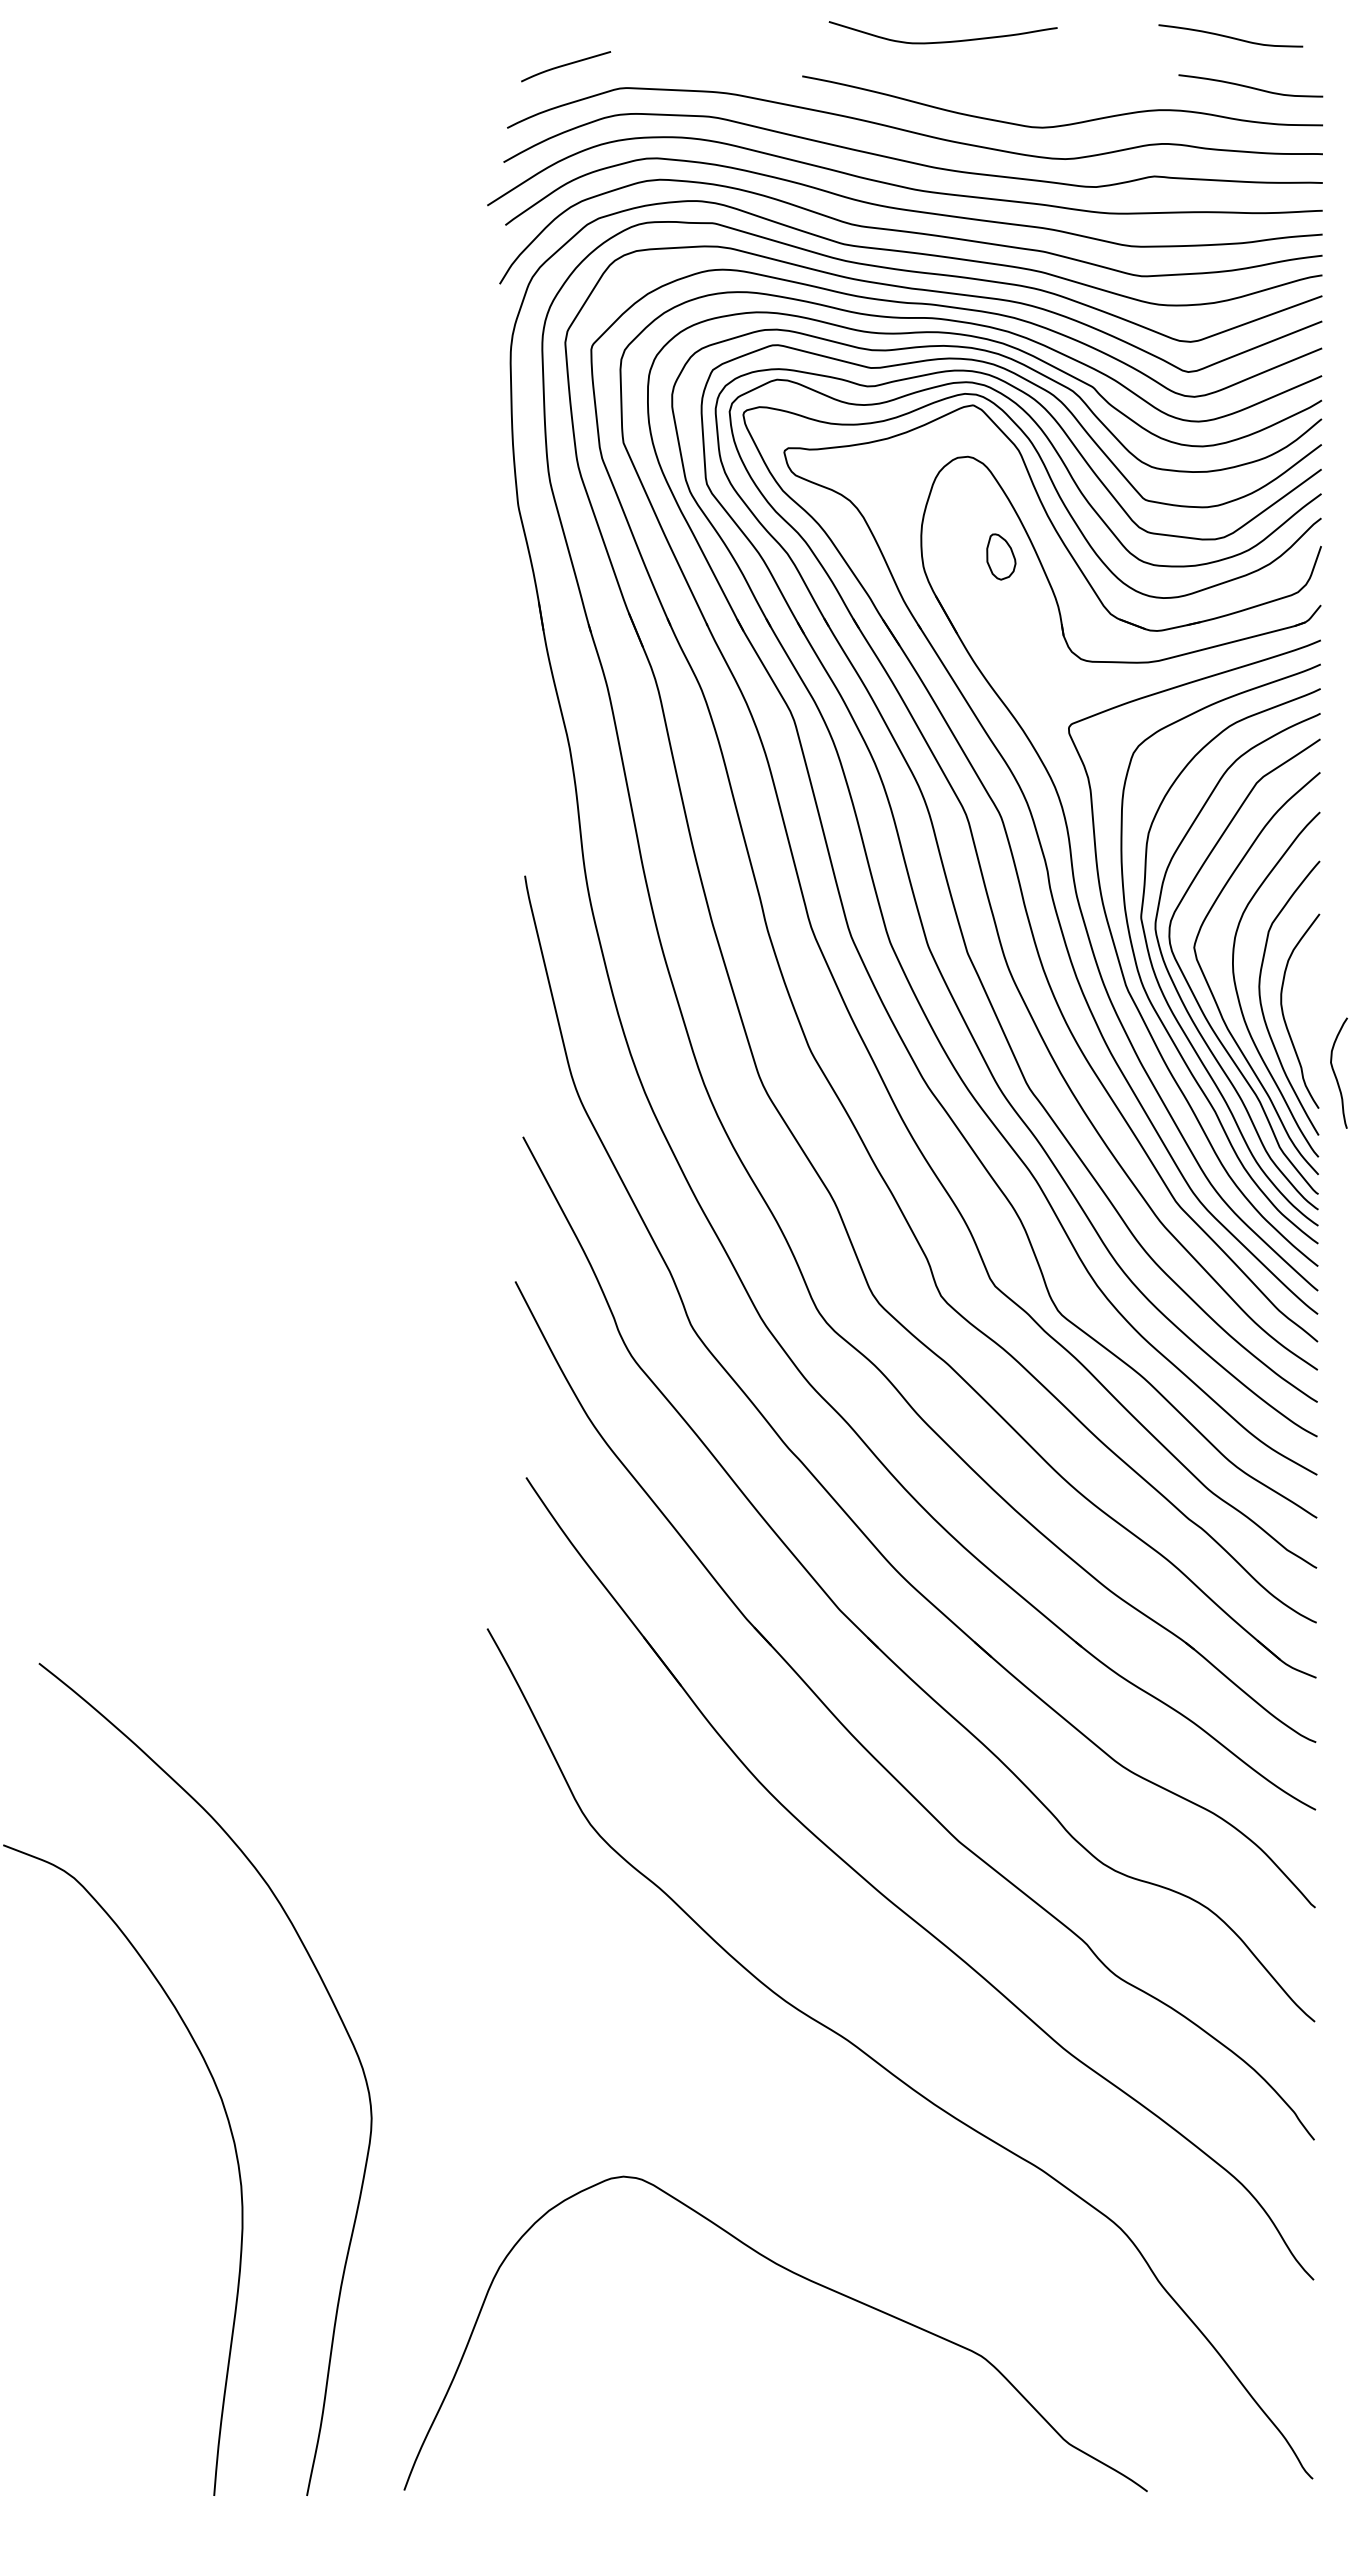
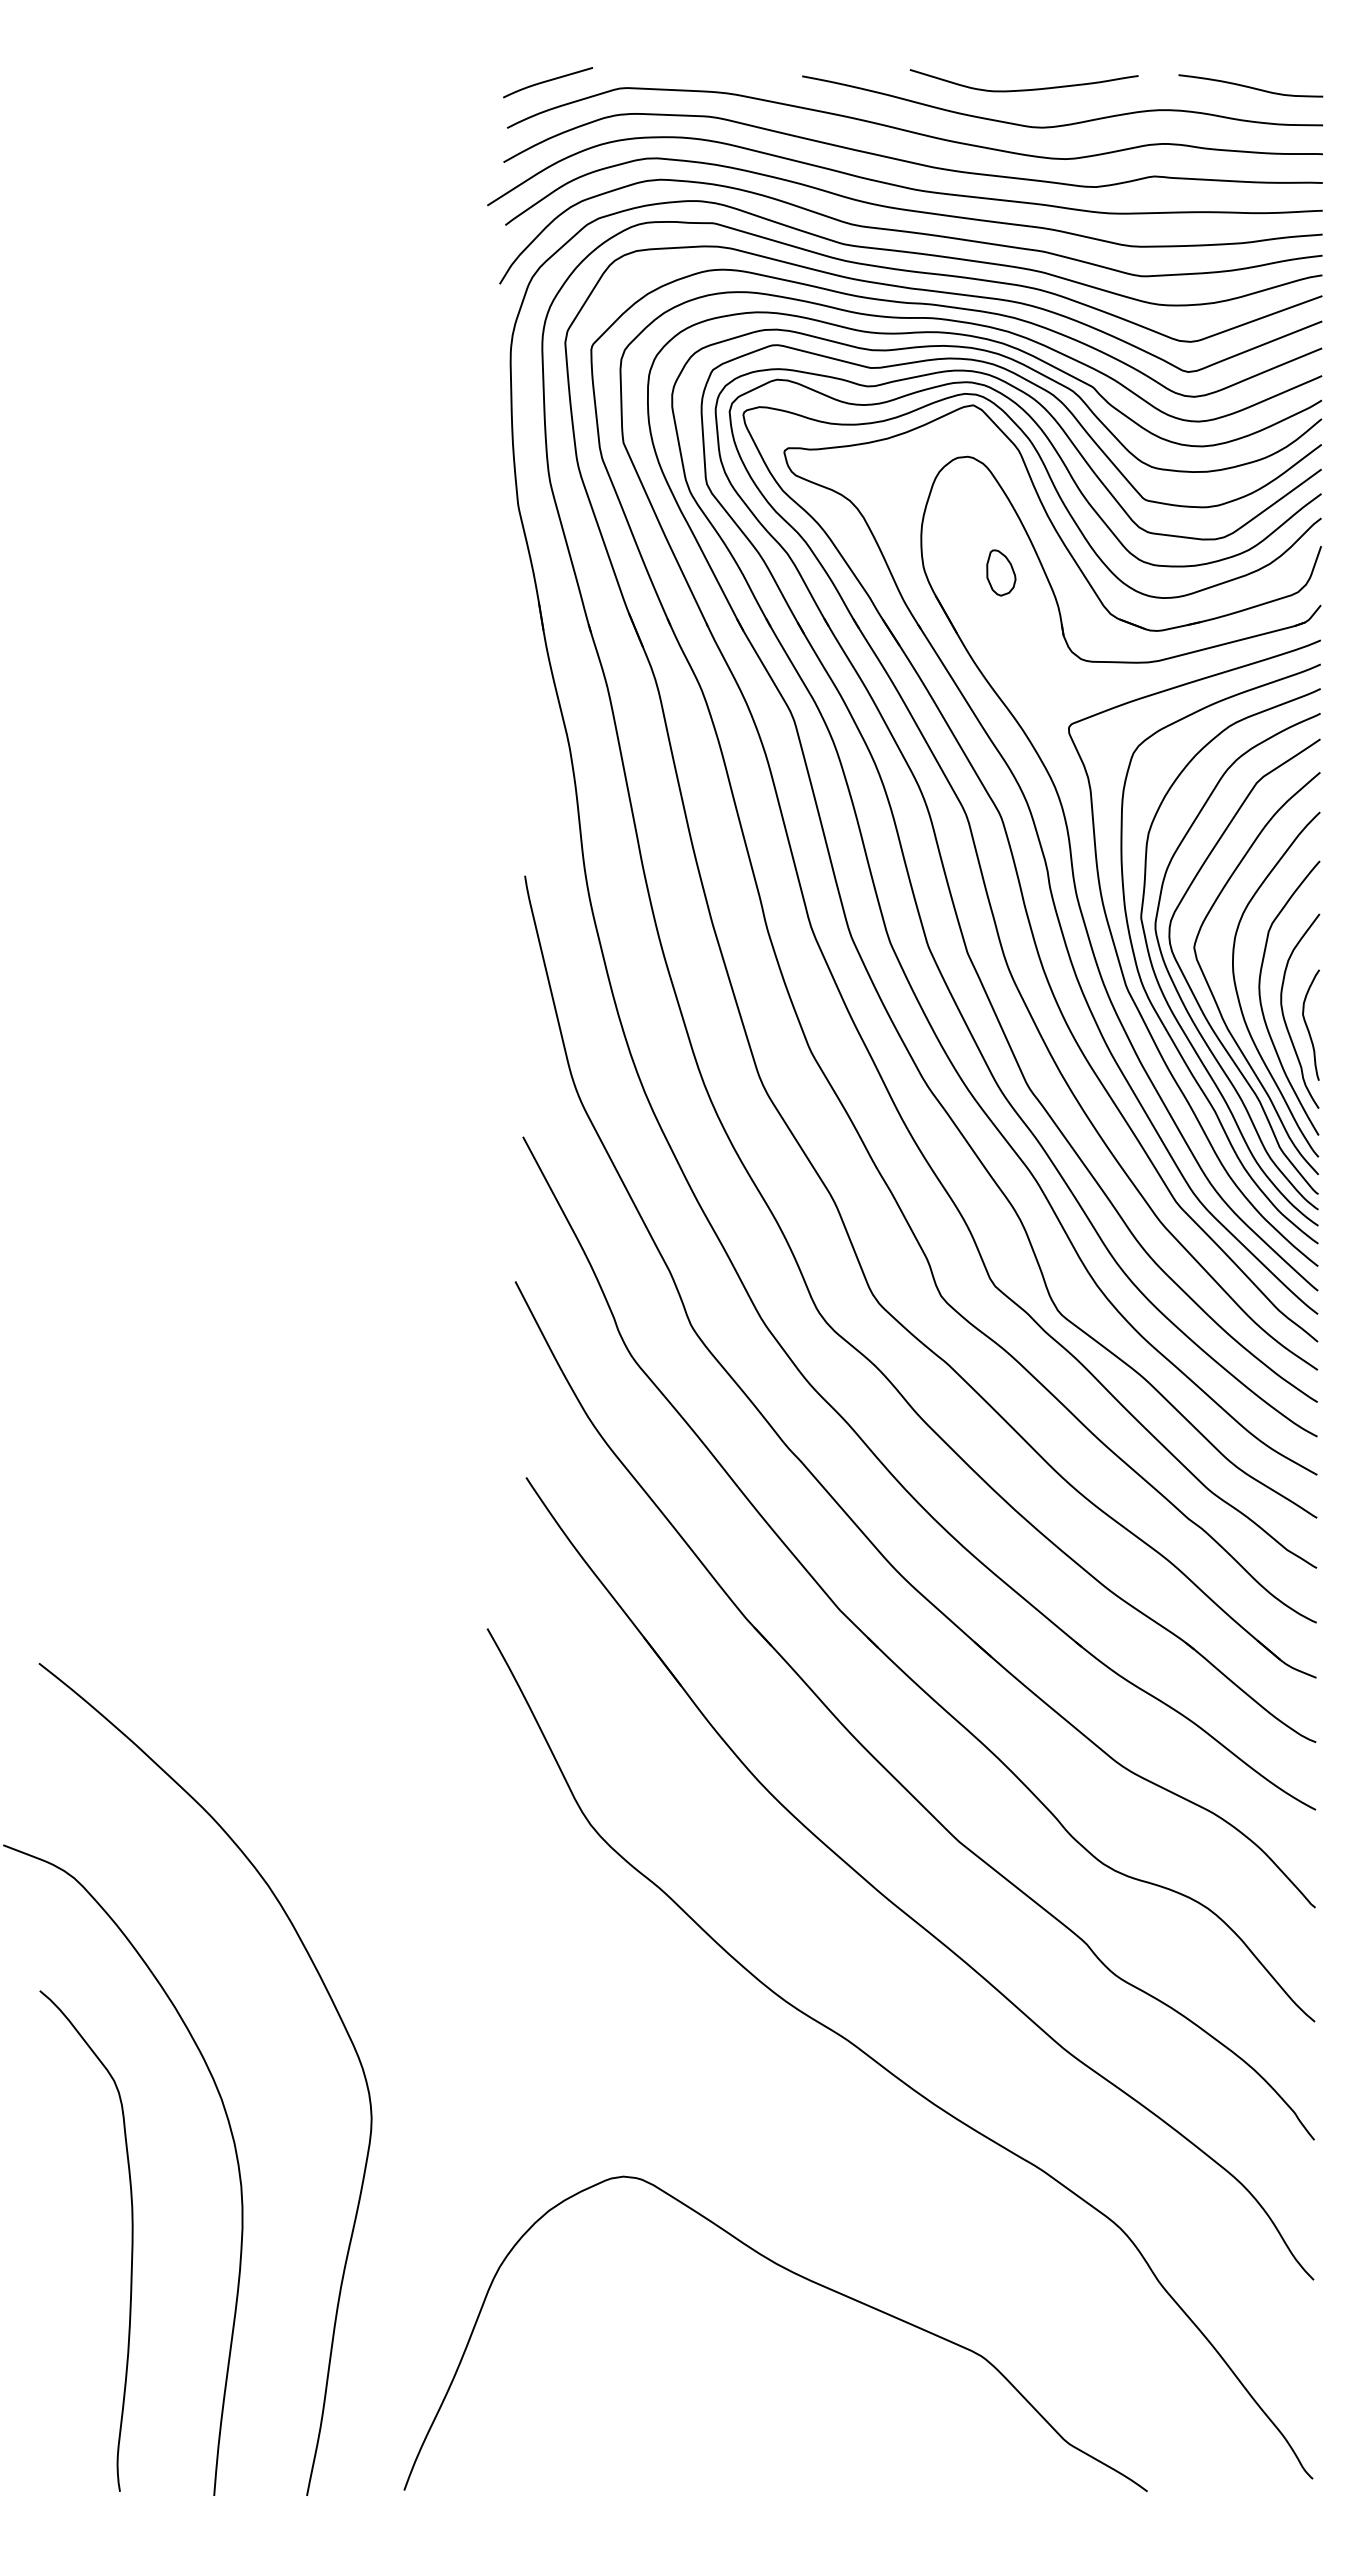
curve: present -> none (1230, 36)
curve position: (942, 41) -> (1023, 89) (1023, 89)
curve position: (566, 65) -> (548, 81) (548, 81)
part position: (1001, 556) -> (1001, 572) (1001, 572)
curve position: (1335, 1072) -> (1307, 1024) (1307, 1024)
curve: none -> present (131, 2240)
